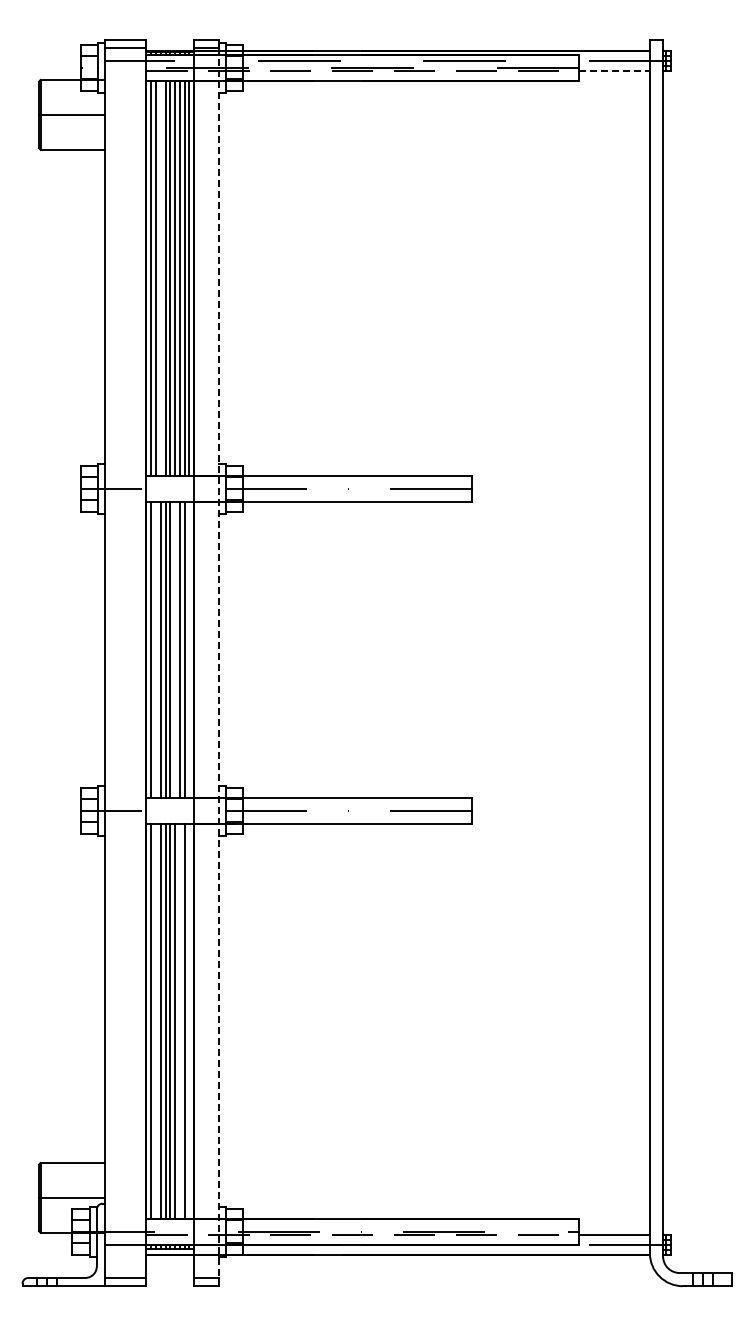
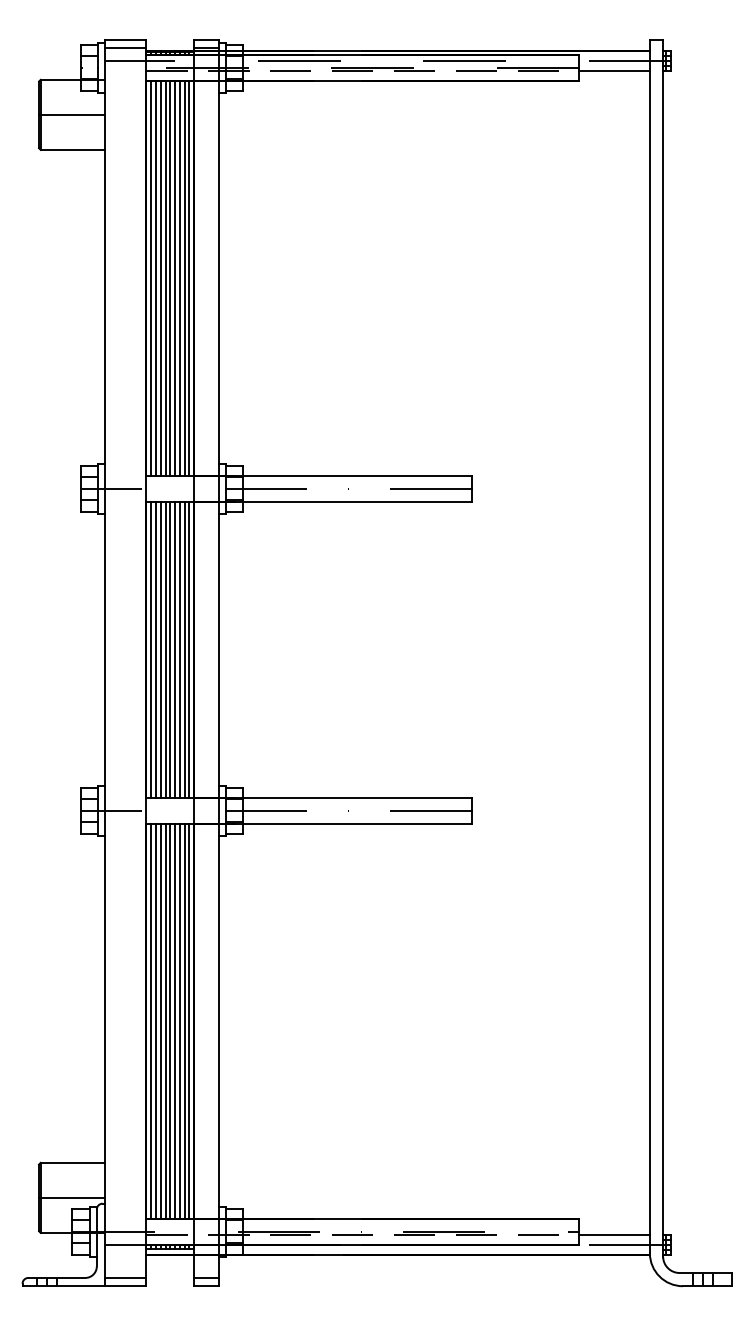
line: dashed -> solid (615, 71)
line: none -> present (160, 278)
line: none -> present (155, 649)
line: none -> present (175, 649)
line: none -> present (189, 649)
line: dashed -> solid (219, 663)
line: none -> present (155, 1020)
line: none -> present (179, 1020)
line: none -> present (189, 1020)
